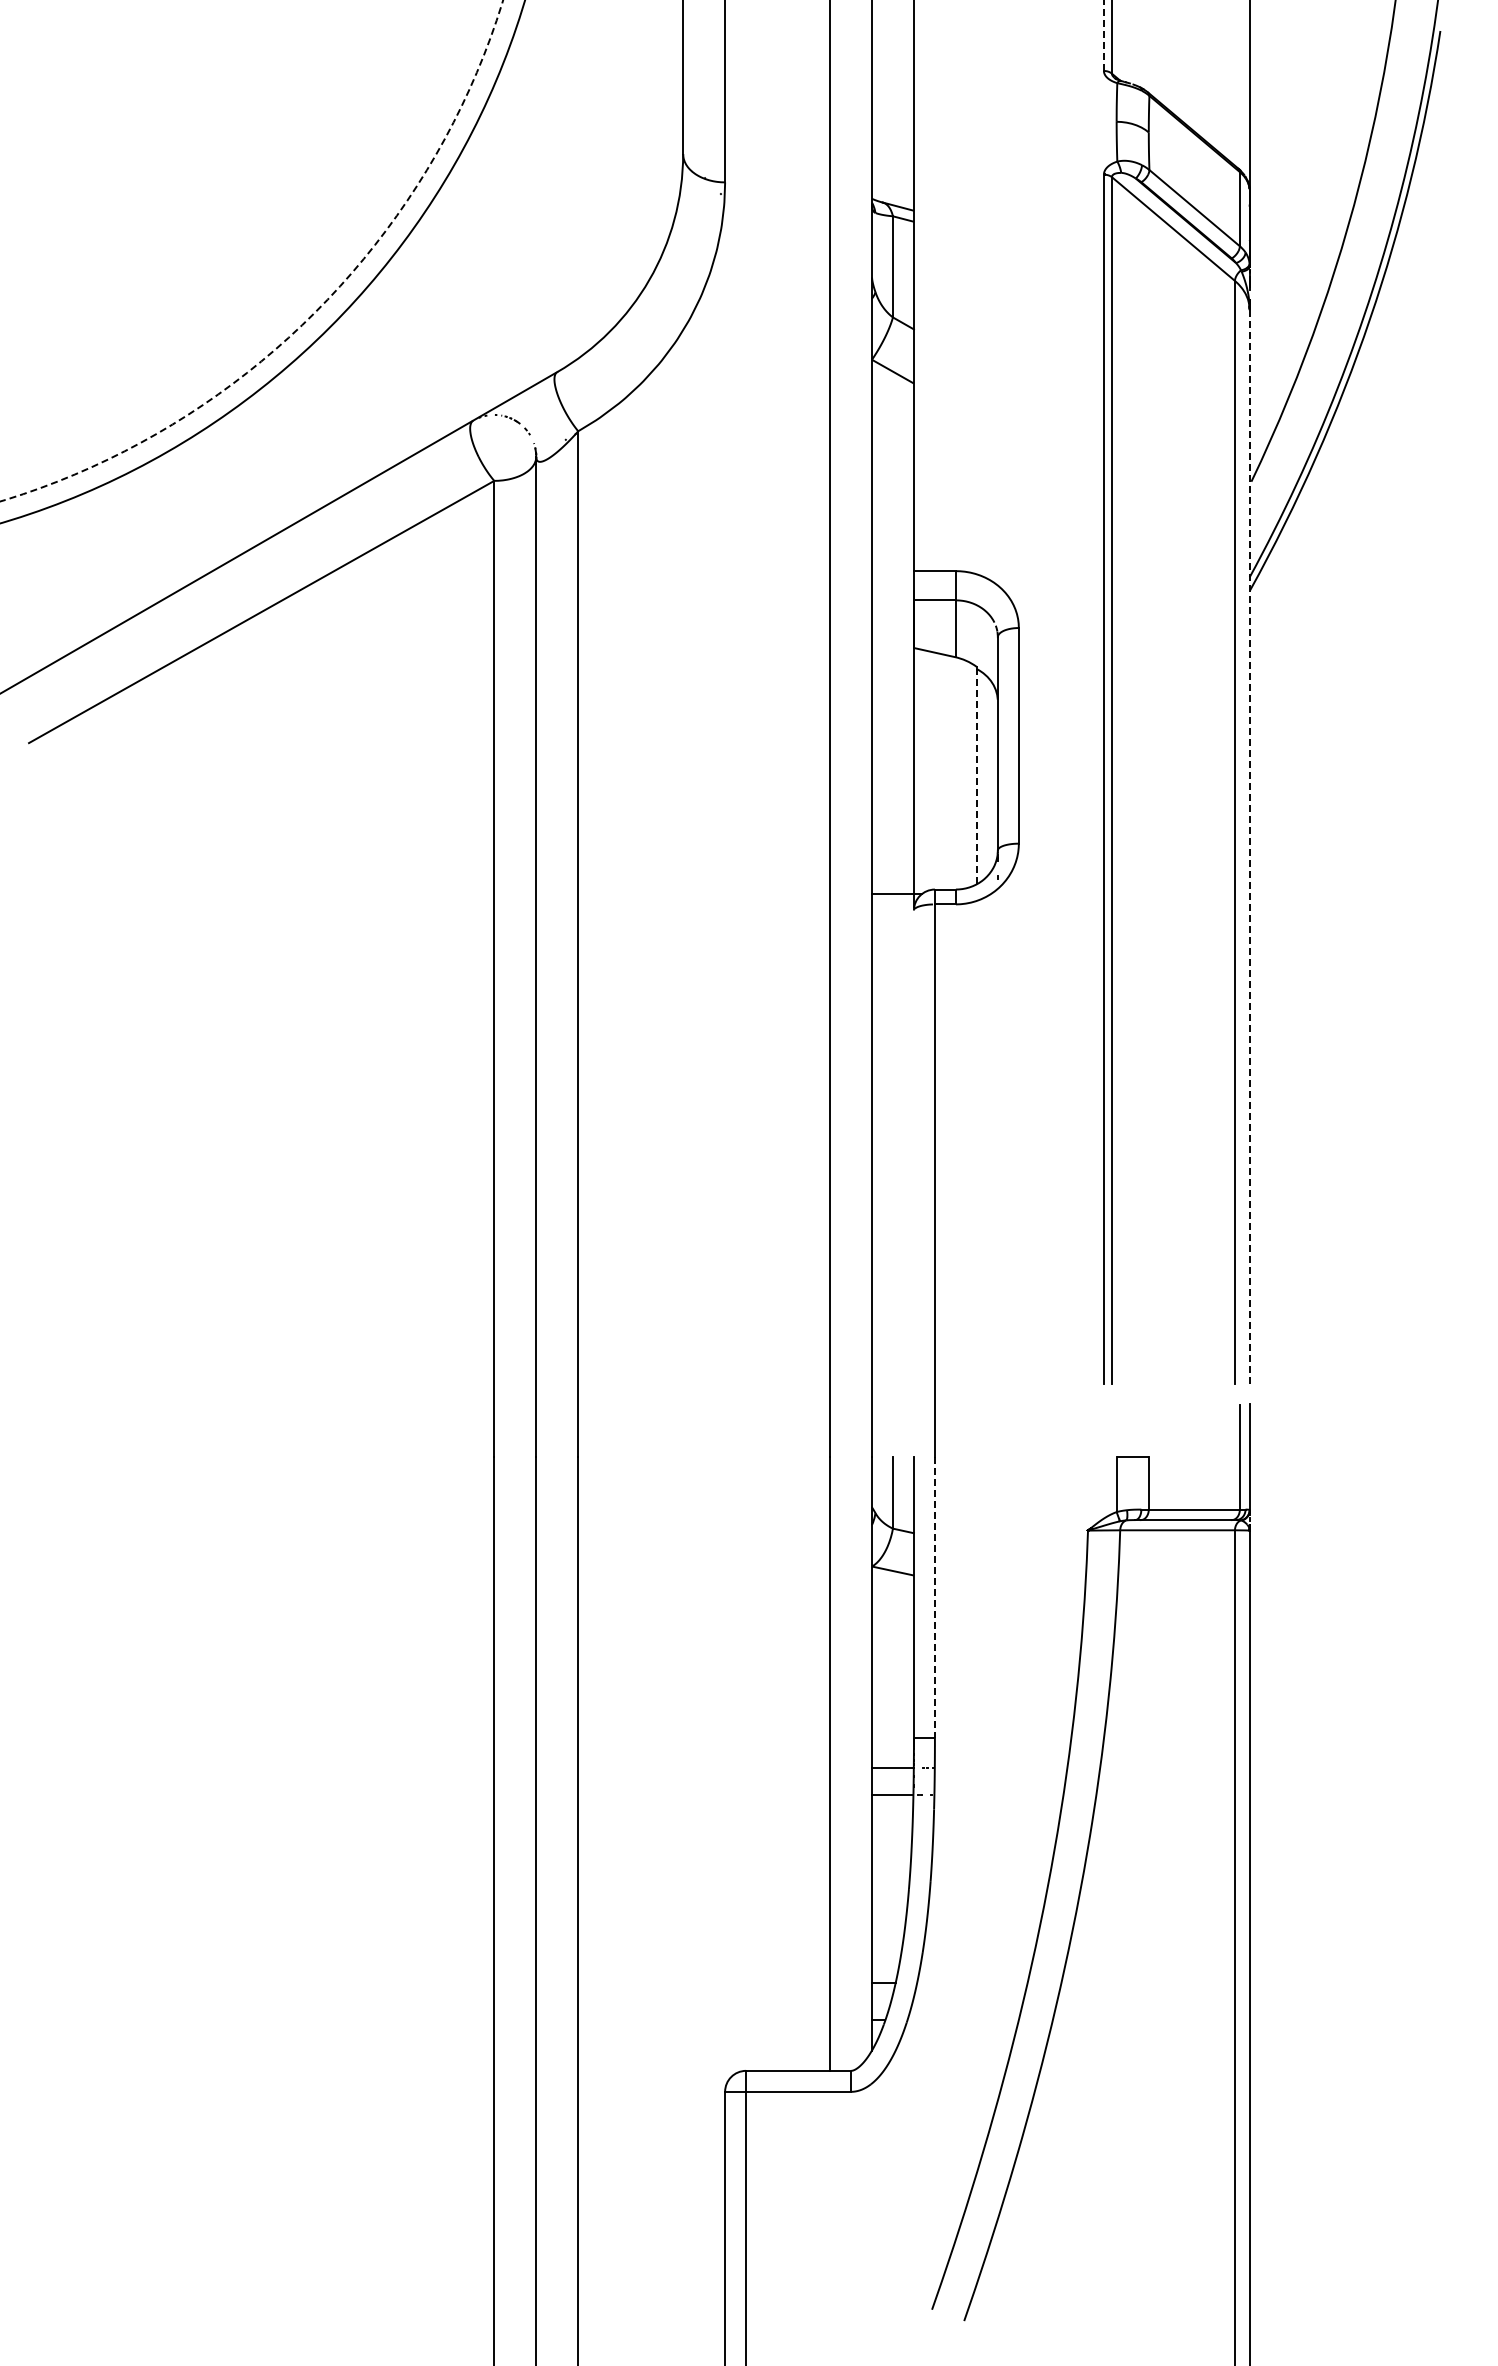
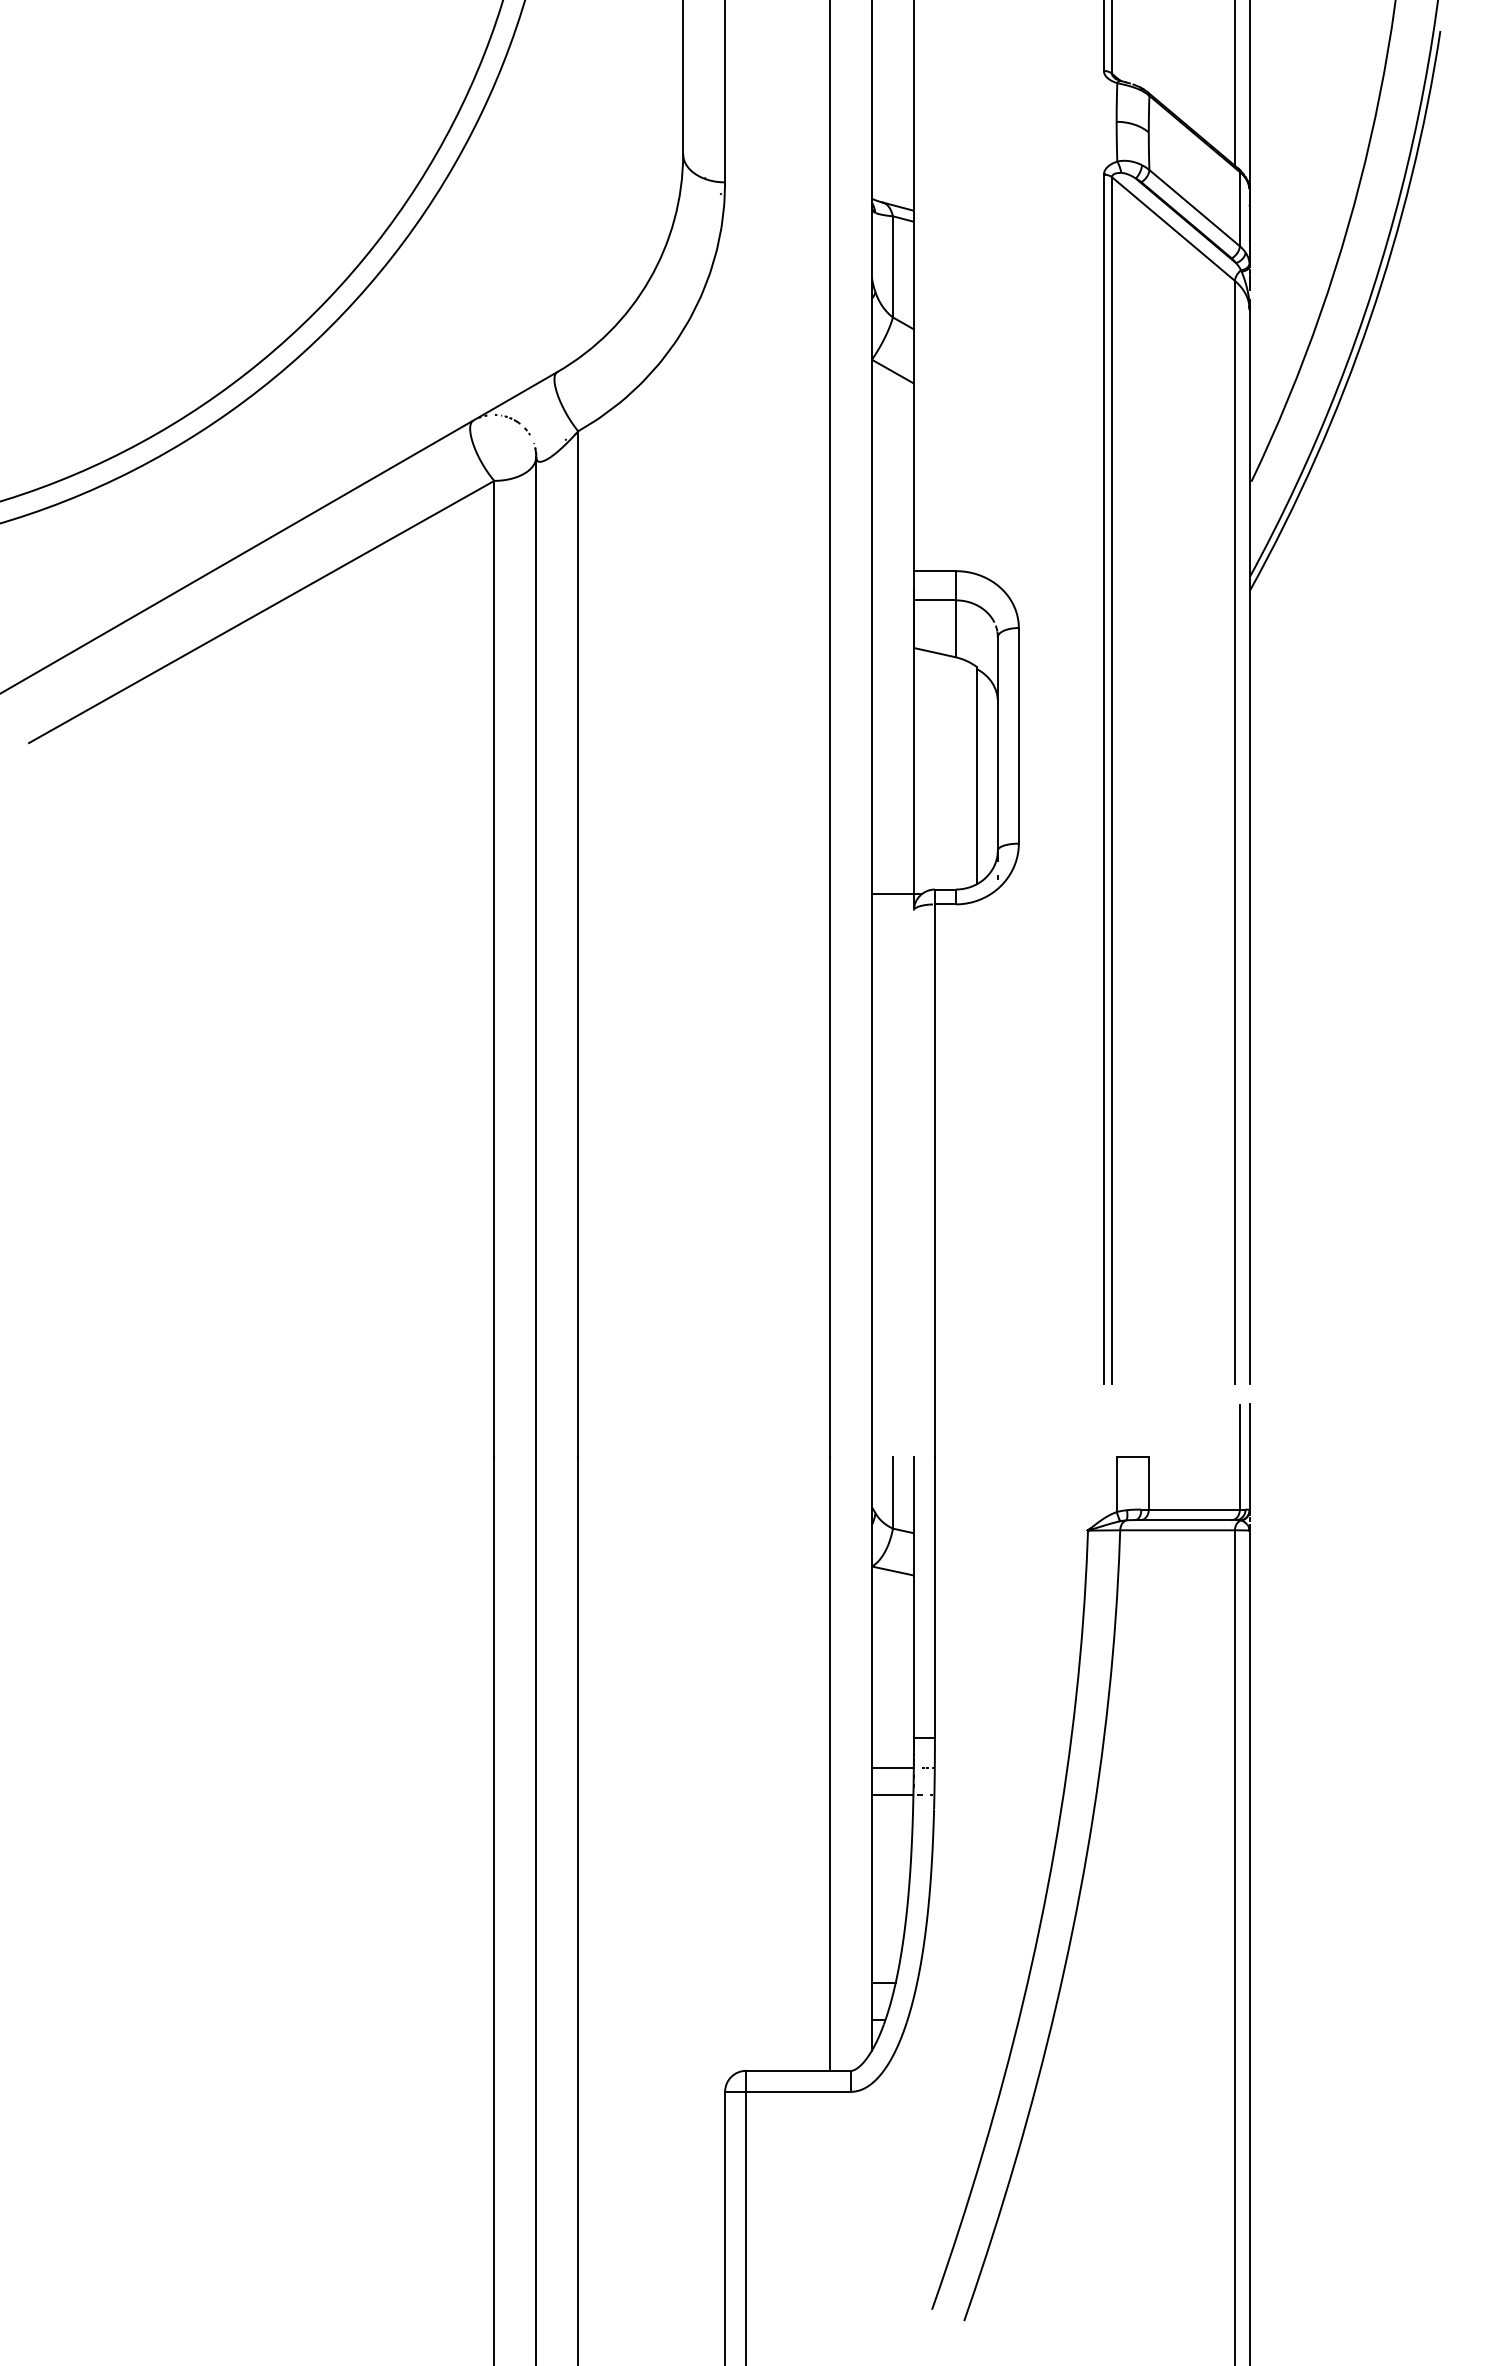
line: dashed -> solid (1103, 35)
line: none -> present (1234, 83)
arc: dashed -> solid (315, 312)
line: dashed -> solid (976, 776)
line: dashed -> solid (1249, 846)
line: dashed -> solid (934, 1598)
